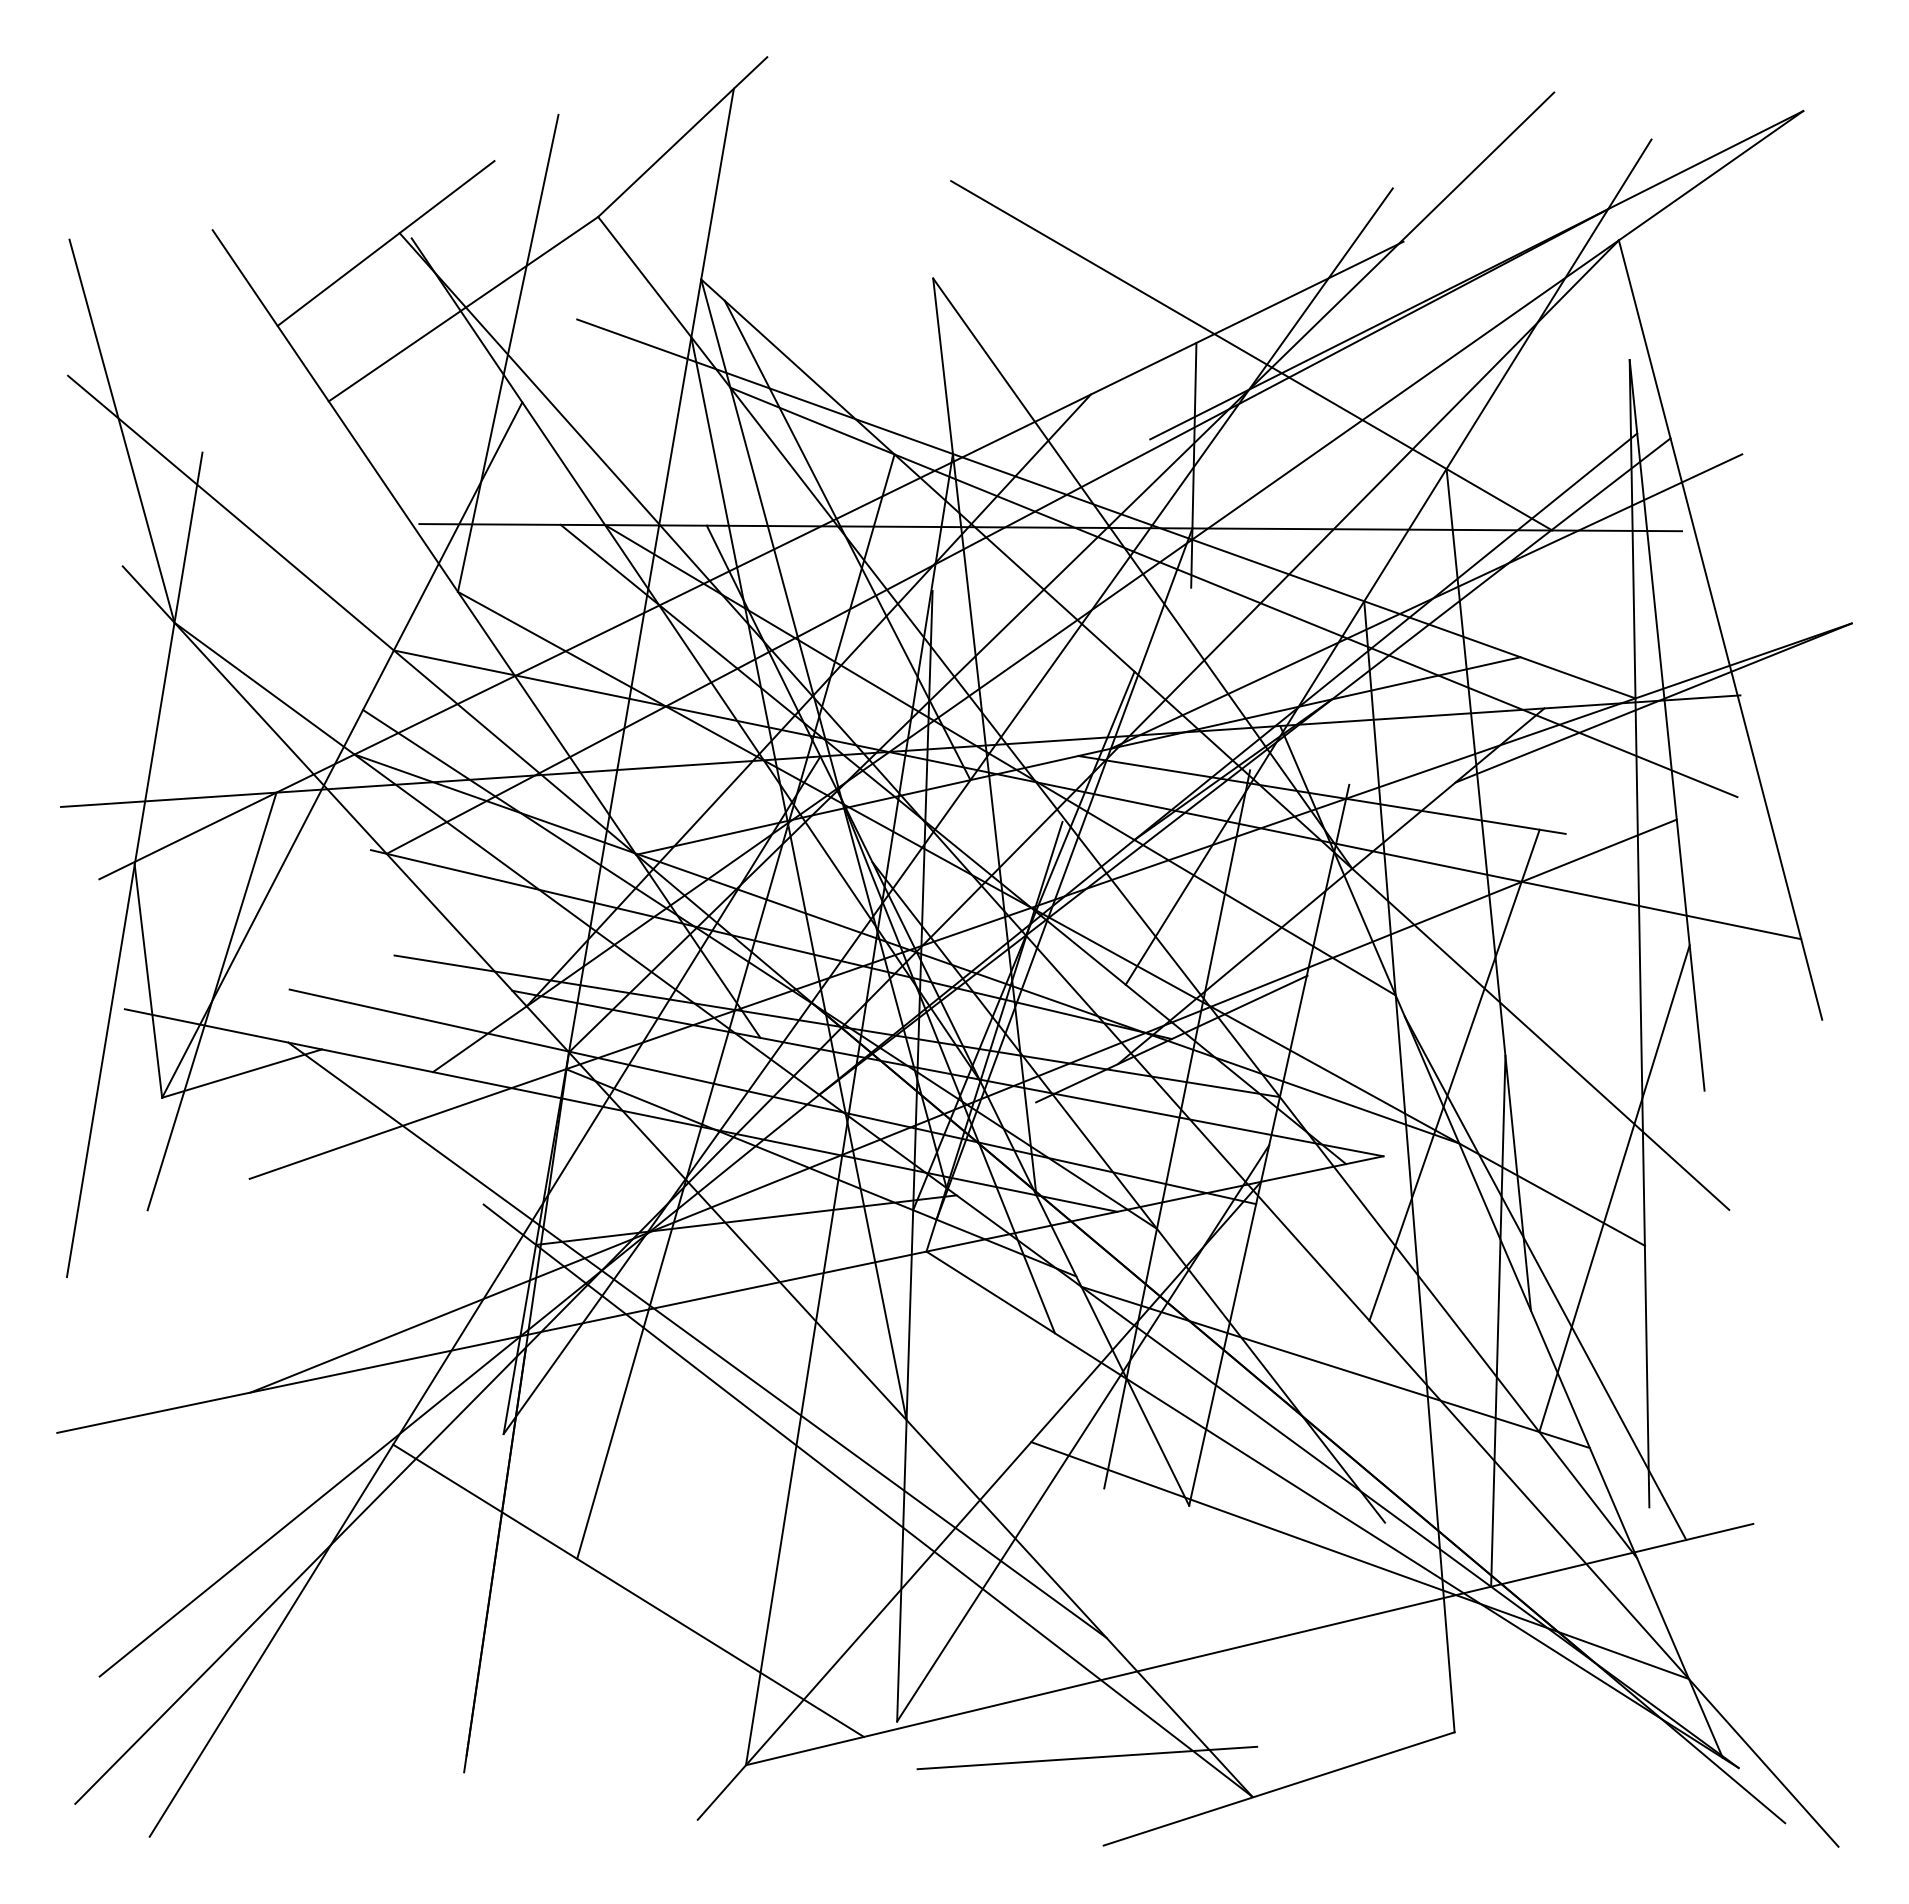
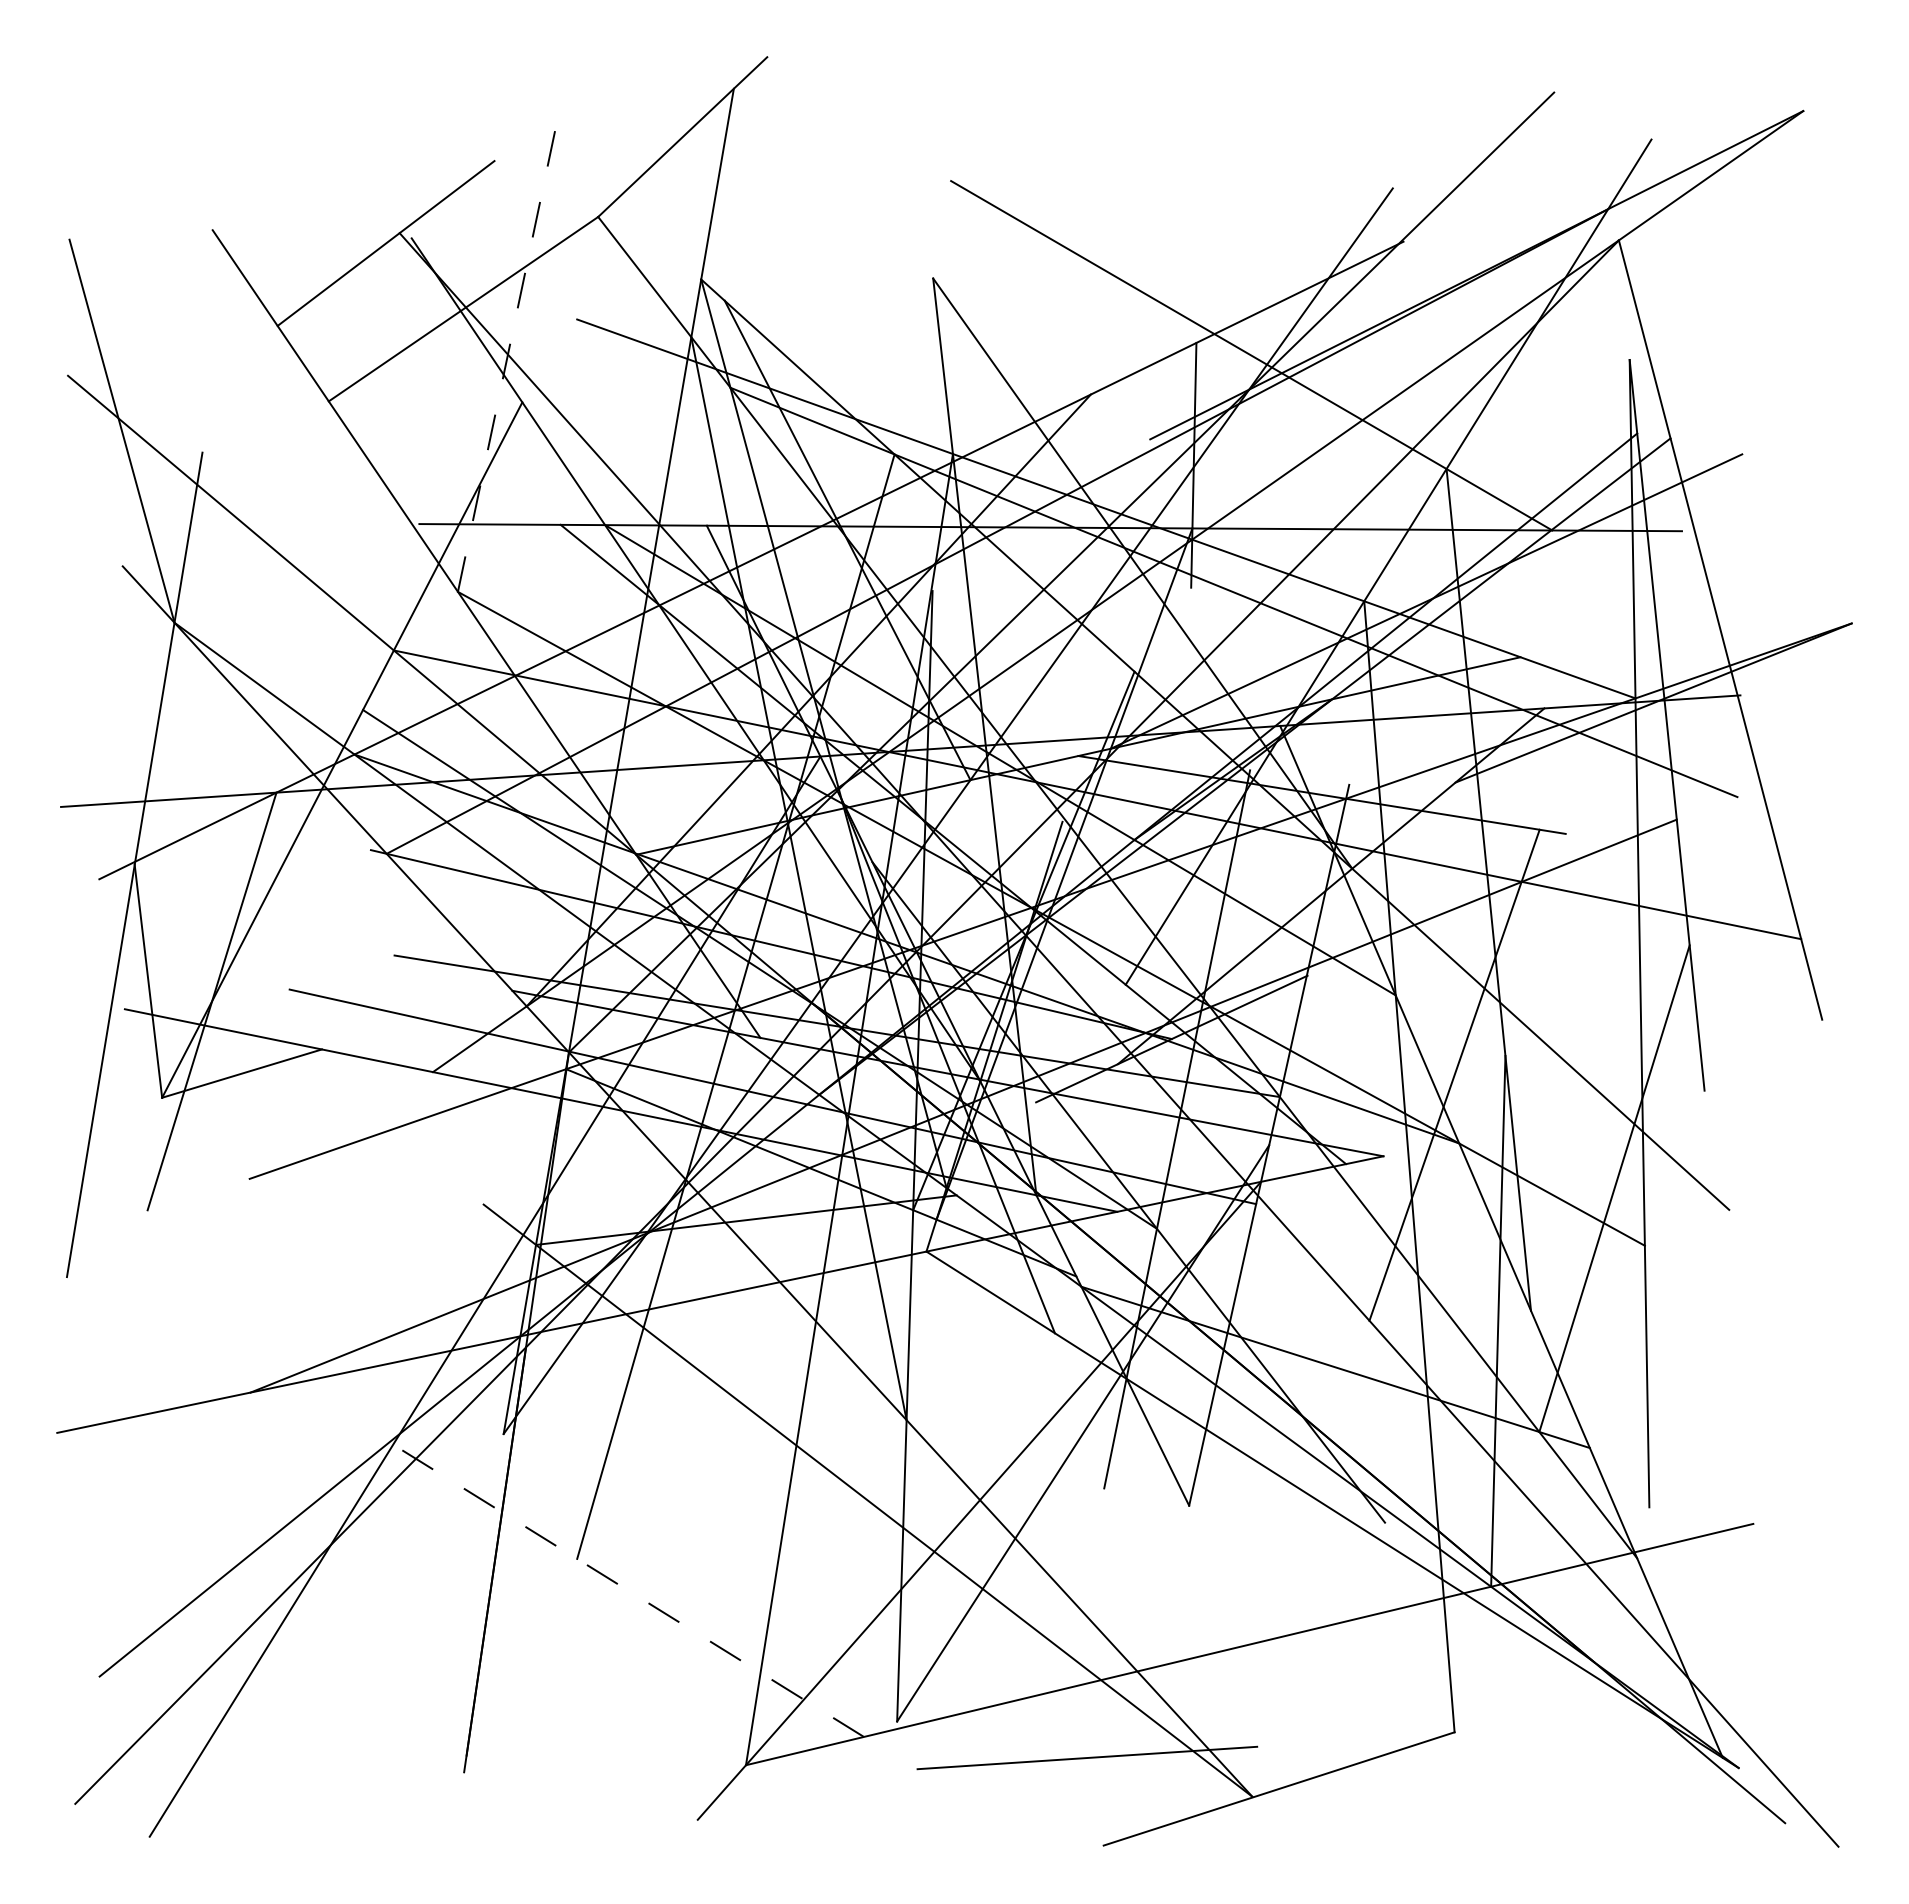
line: solid -> dashed (508, 353)
line: present -> none (1545, 1277)
line: present -> none (697, 1339)
line: present -> none (1359, 1560)
line: solid -> dashed (628, 1590)
